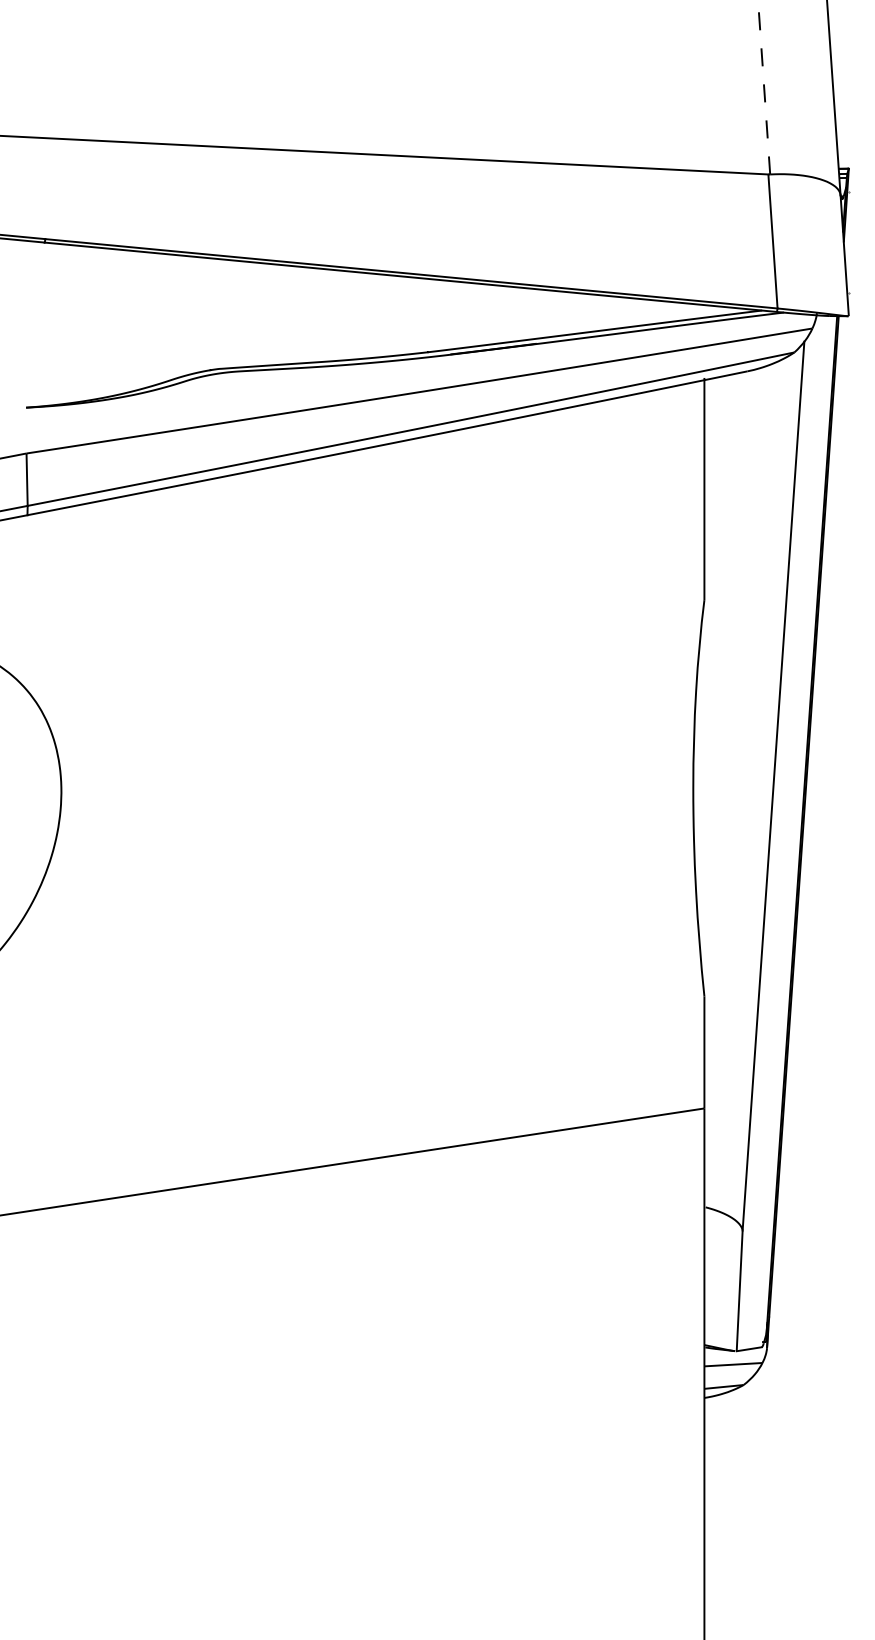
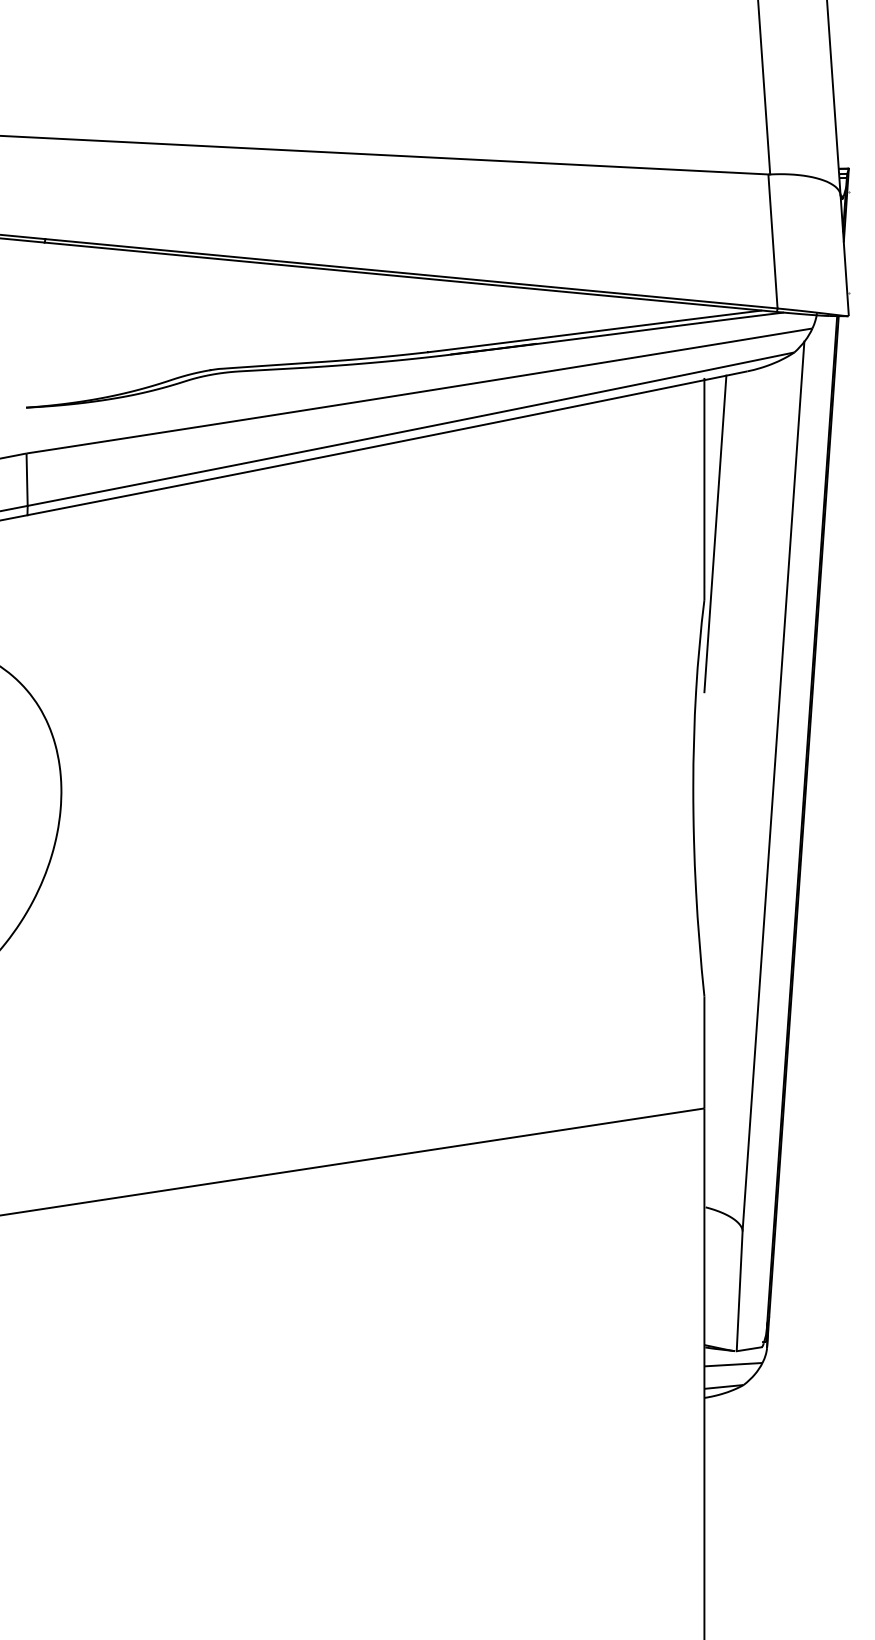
line: dashed -> solid (764, 86)
line: none -> present (715, 533)
